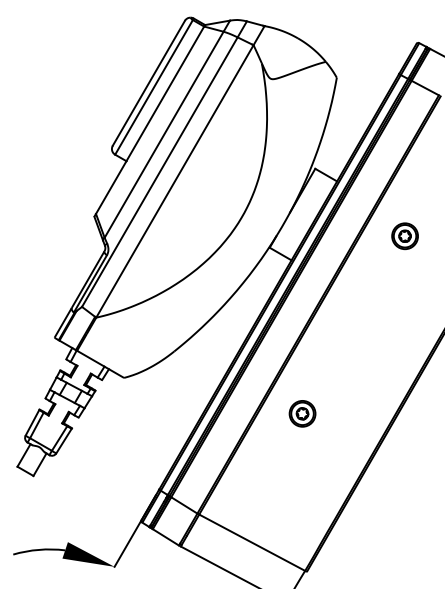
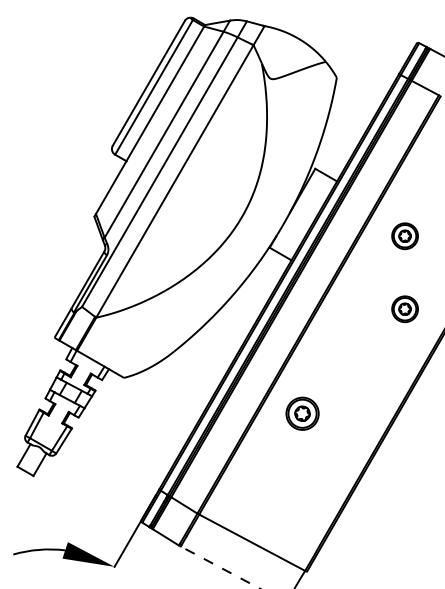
part: none -> present (404, 309)
part size: 29x28 px -> 35x35 px (302, 413)
line: solid -> dashed (220, 567)
